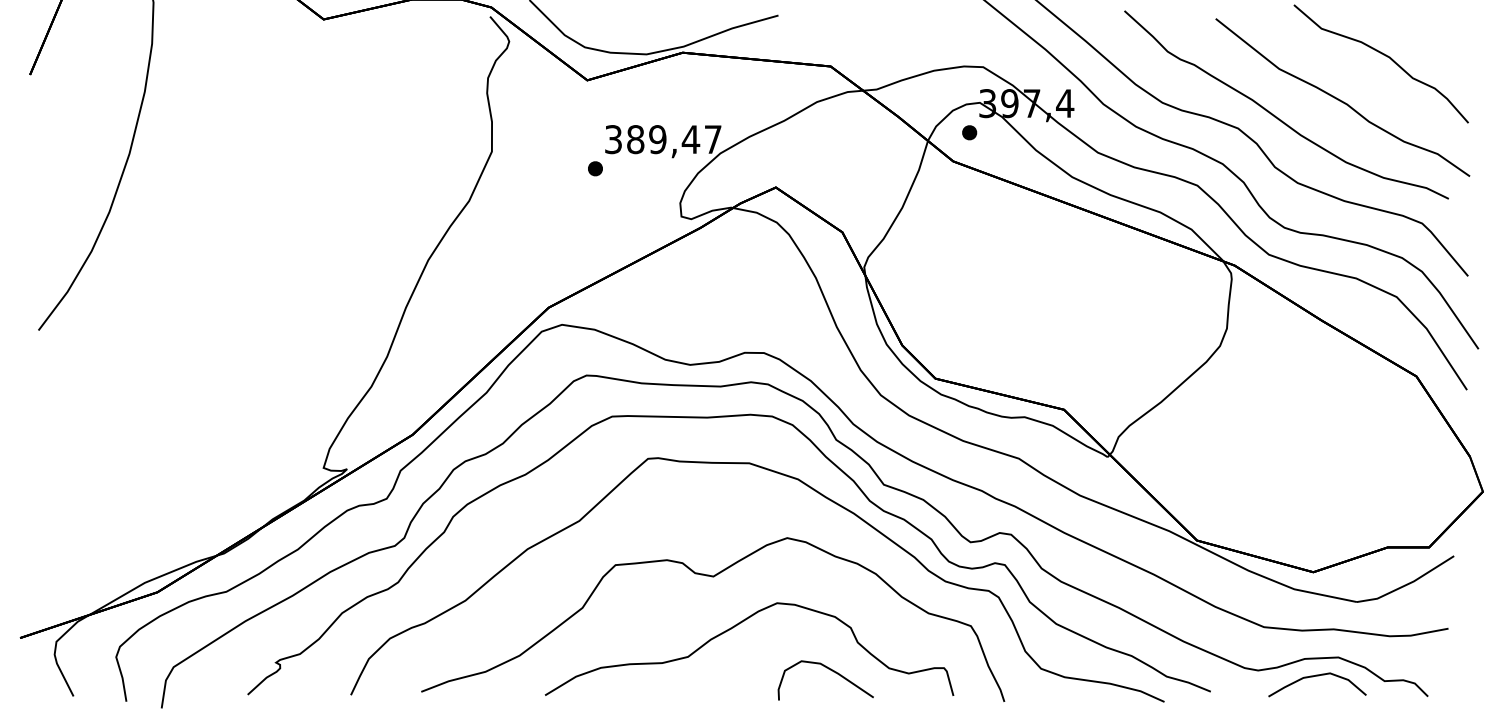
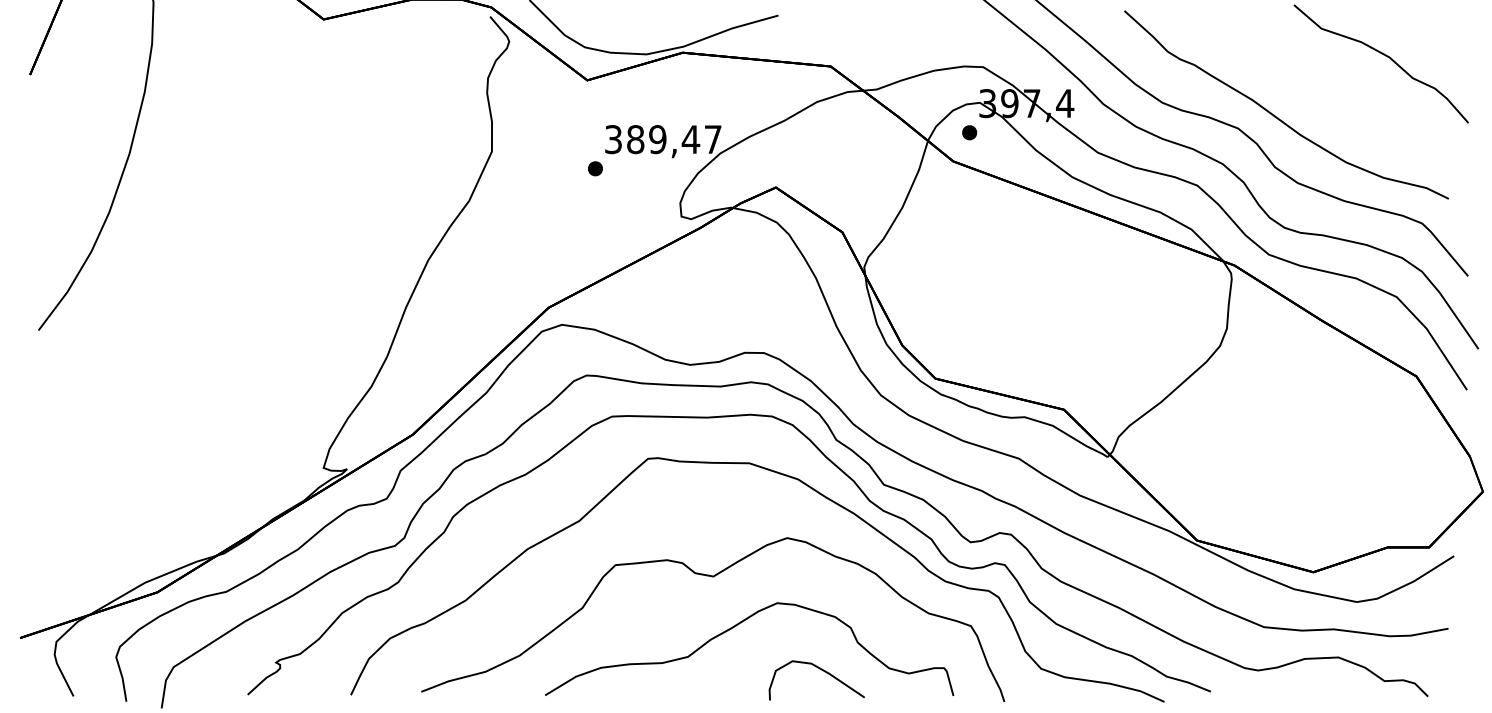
curve: present -> none (1340, 99)
curve position: (830, 670) -> (821, 670) (821, 670)
curve: present -> none (1317, 676)
